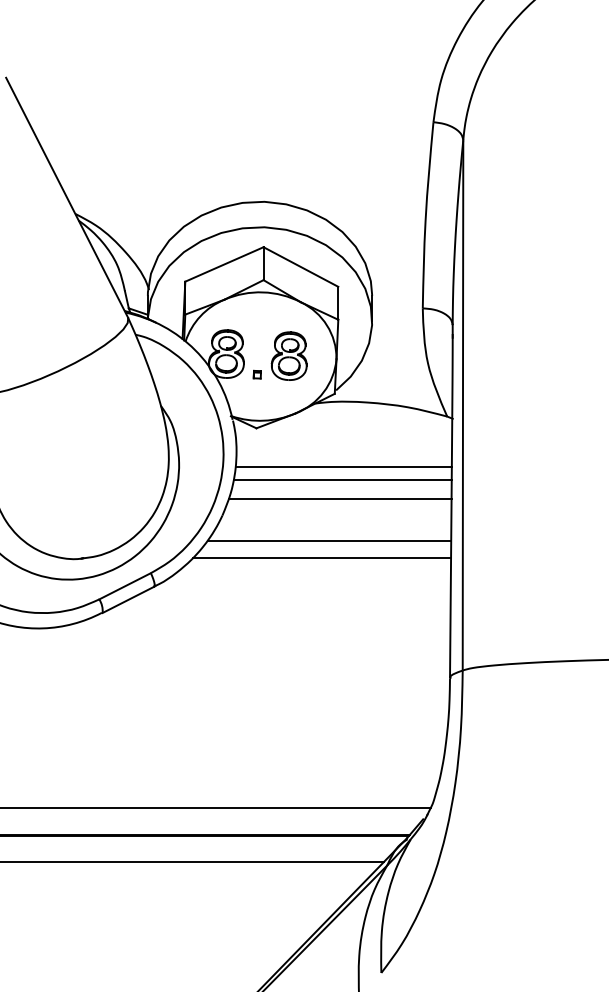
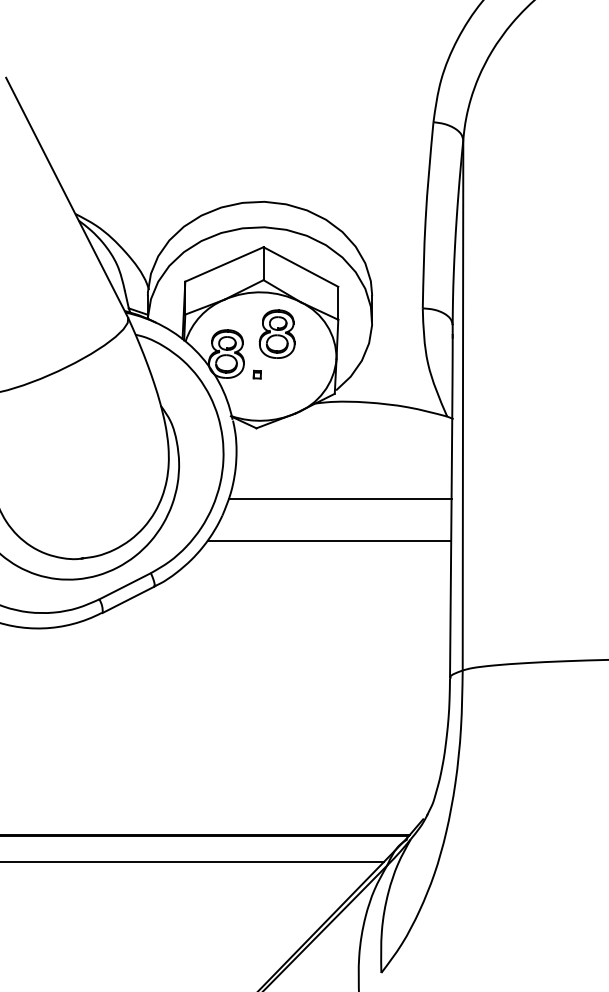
part position: (288, 355) -> (276, 333) (276, 333)
line: present -> none (343, 466)
line: present -> none (342, 479)
line: present -> none (321, 558)
line: present -> none (216, 807)
